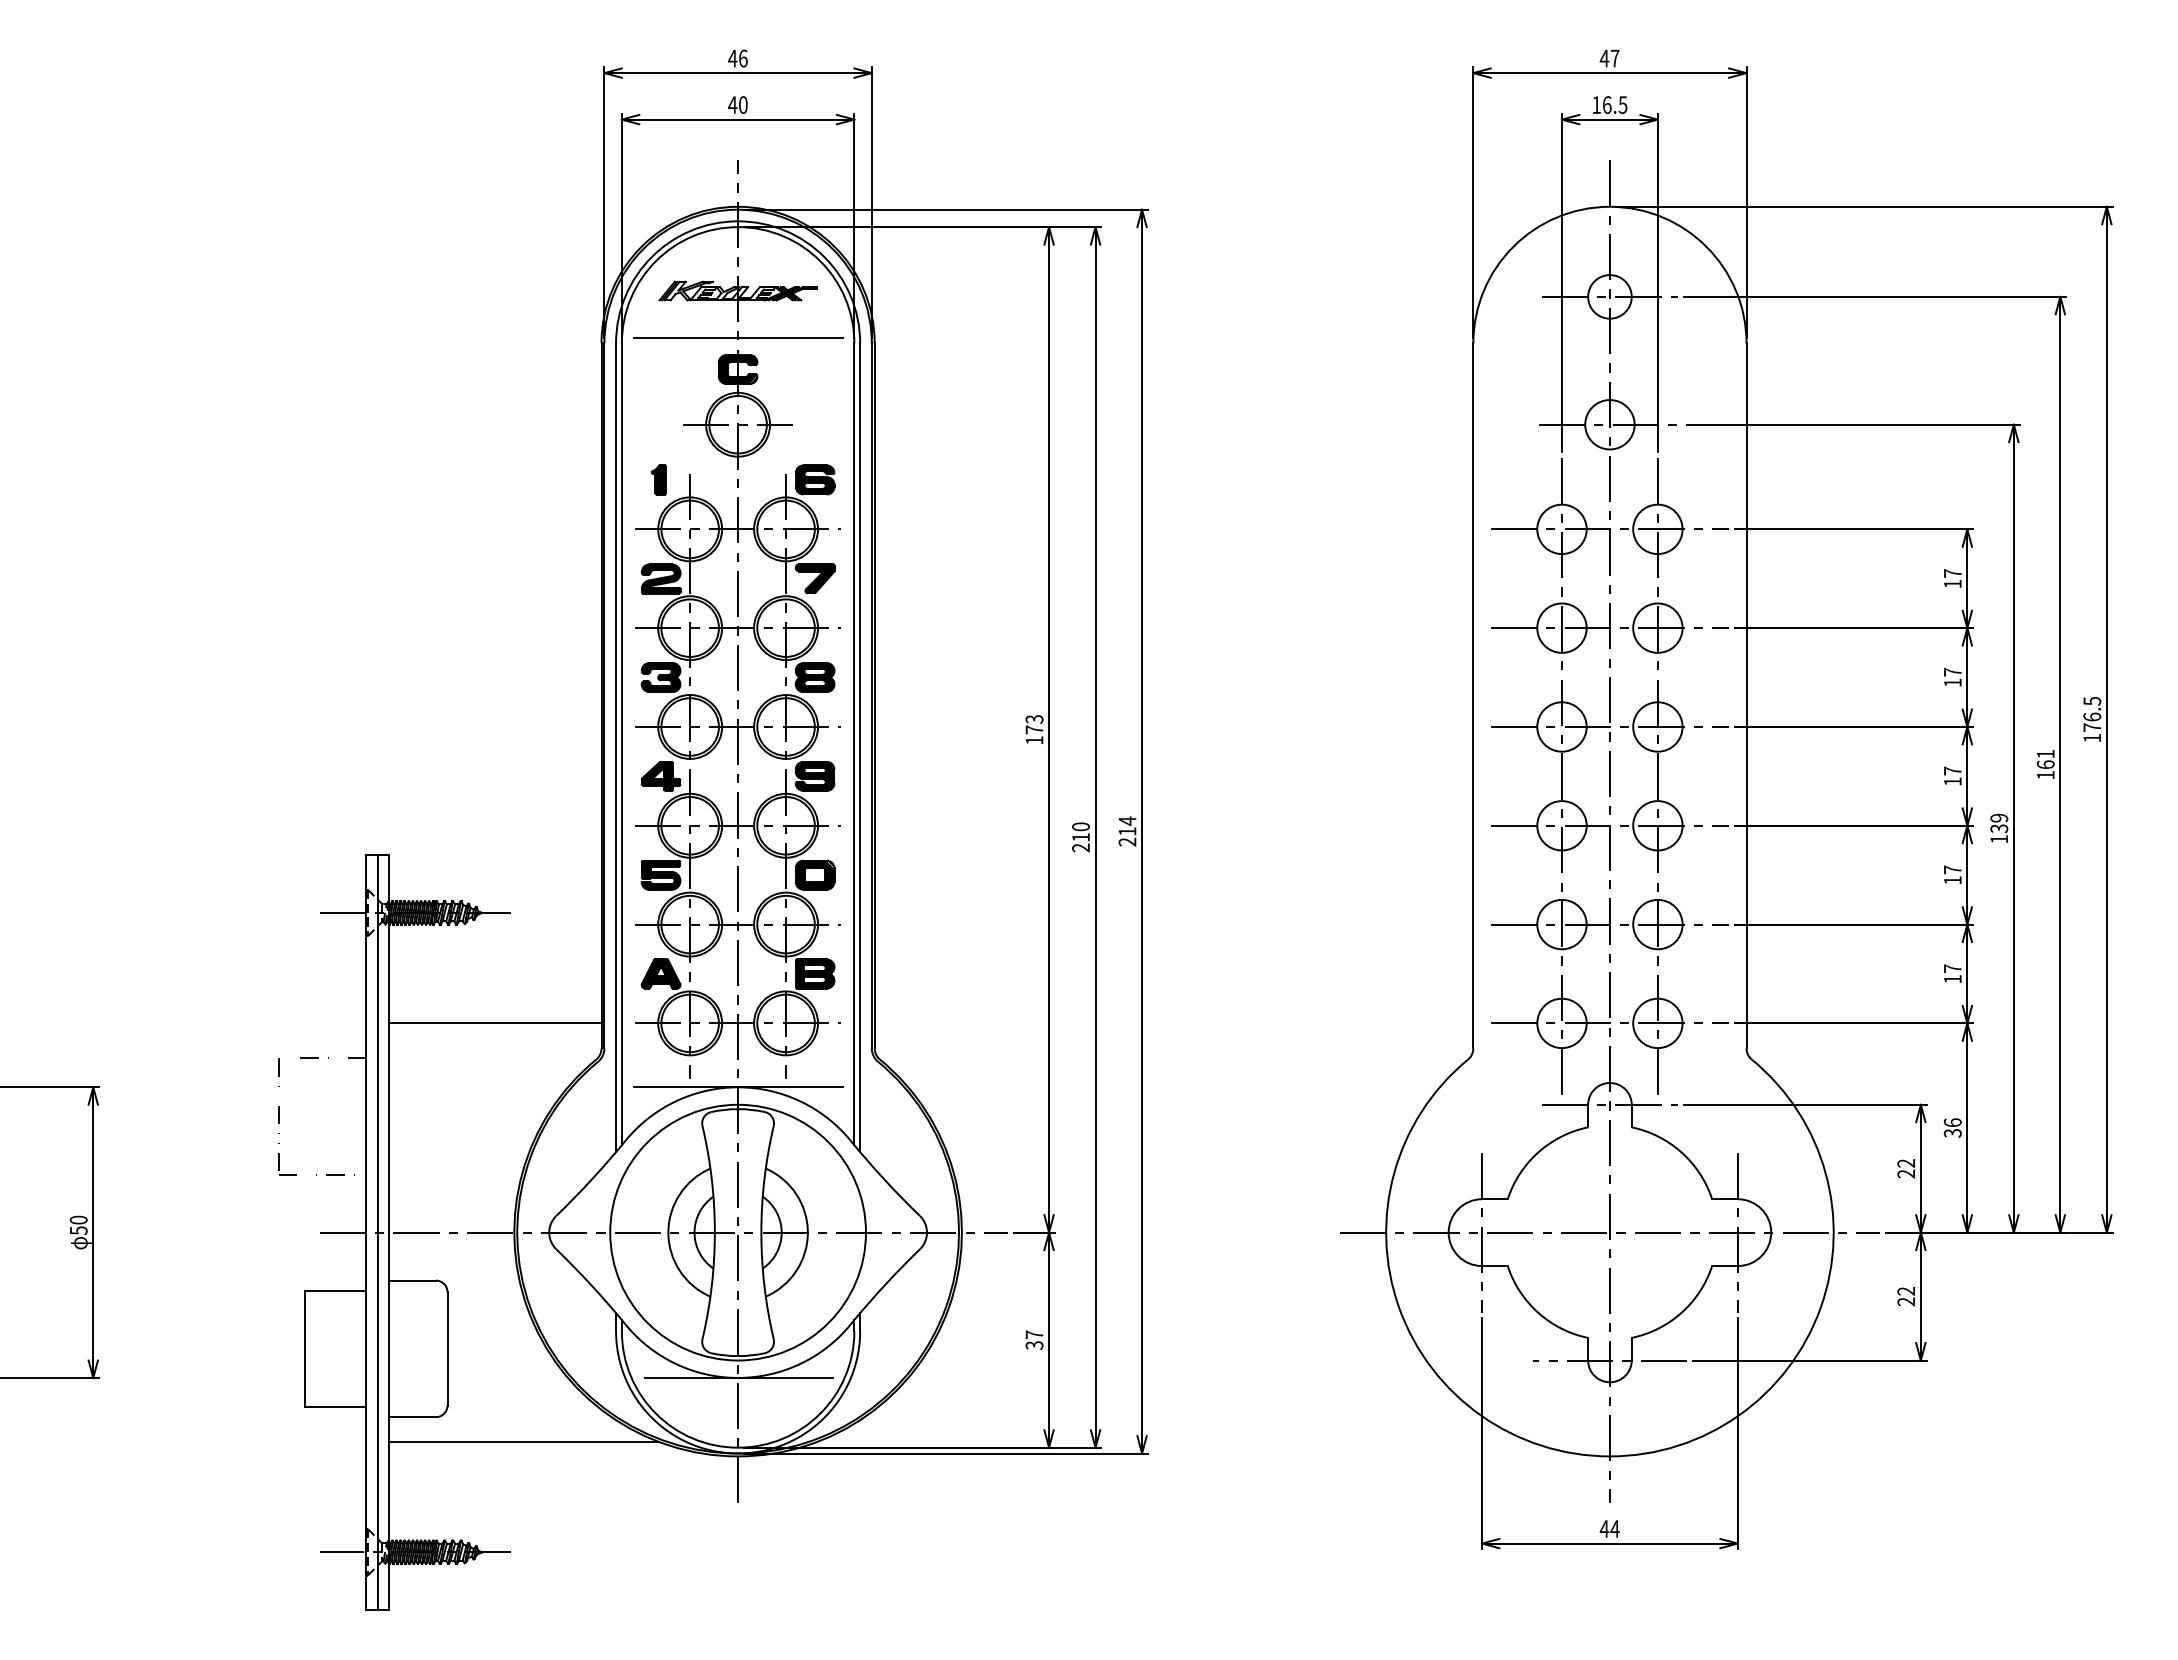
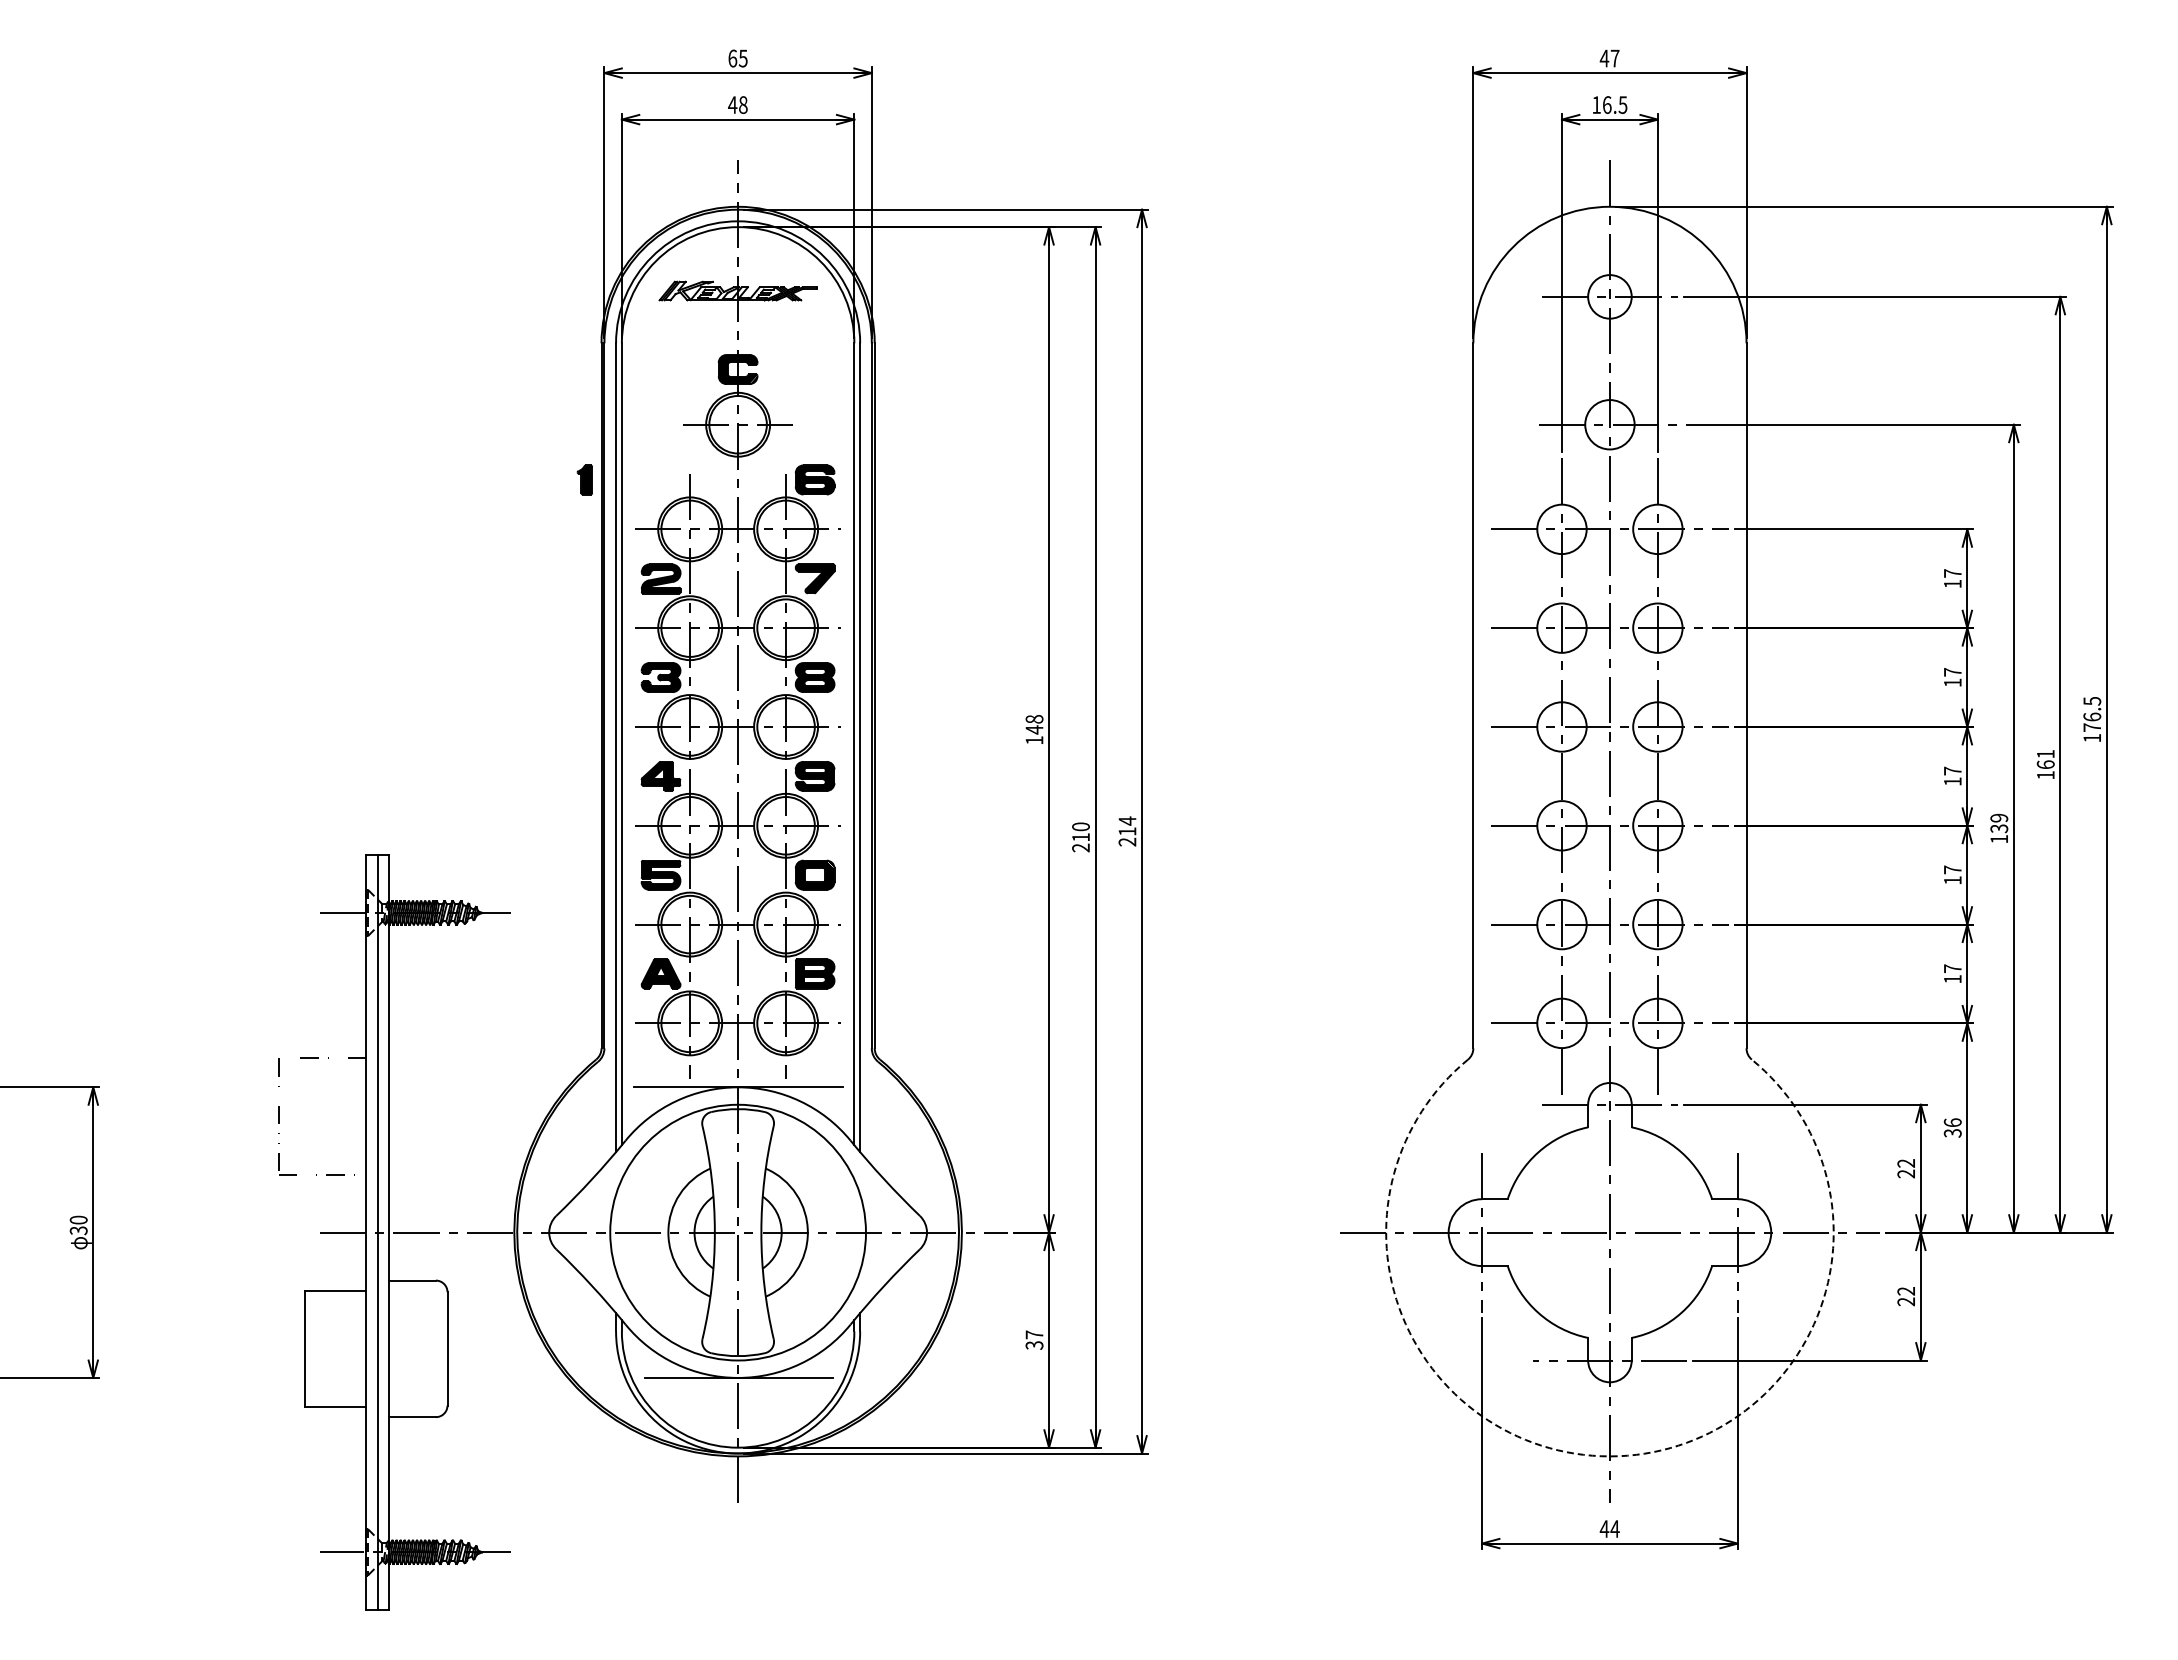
text: 46 -> 65 (737, 58)
text: 40 -> 48 (743, 104)
line: present -> none (737, 337)
part position: (658, 479) -> (584, 479) (584, 479)
text: 173 -> 148 (1034, 724)
line: present -> none (495, 1023)
text: 50 -> 30 (77, 1230)
line: present -> none (523, 1441)
arc: solid -> dashed (1609, 1456)
